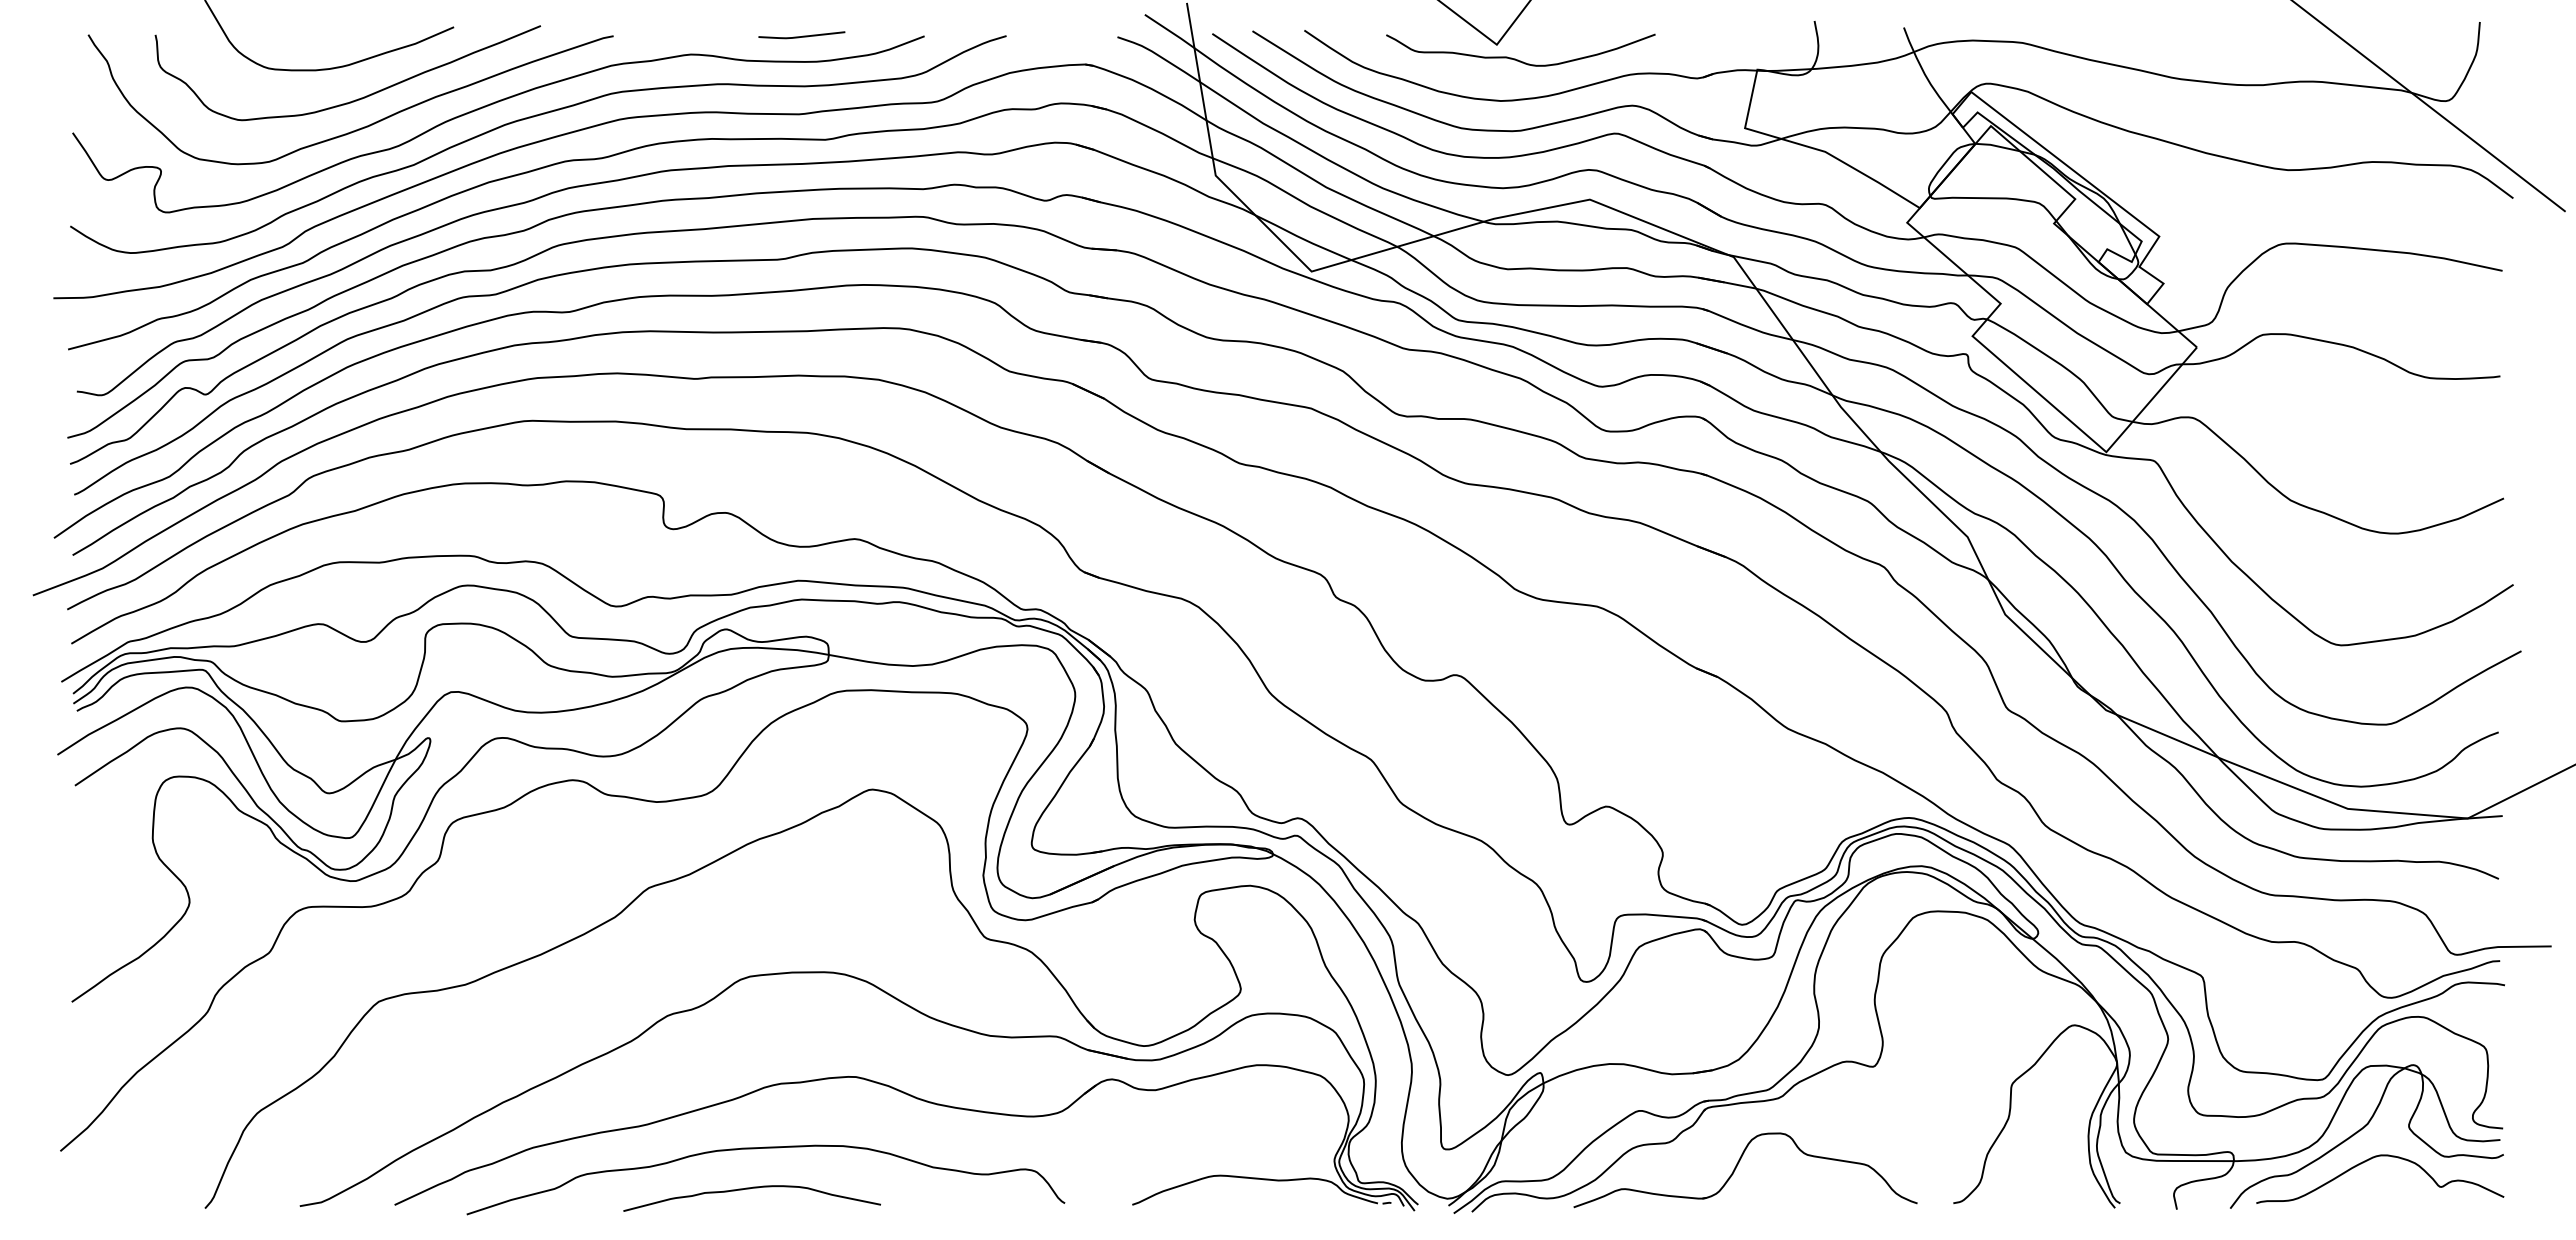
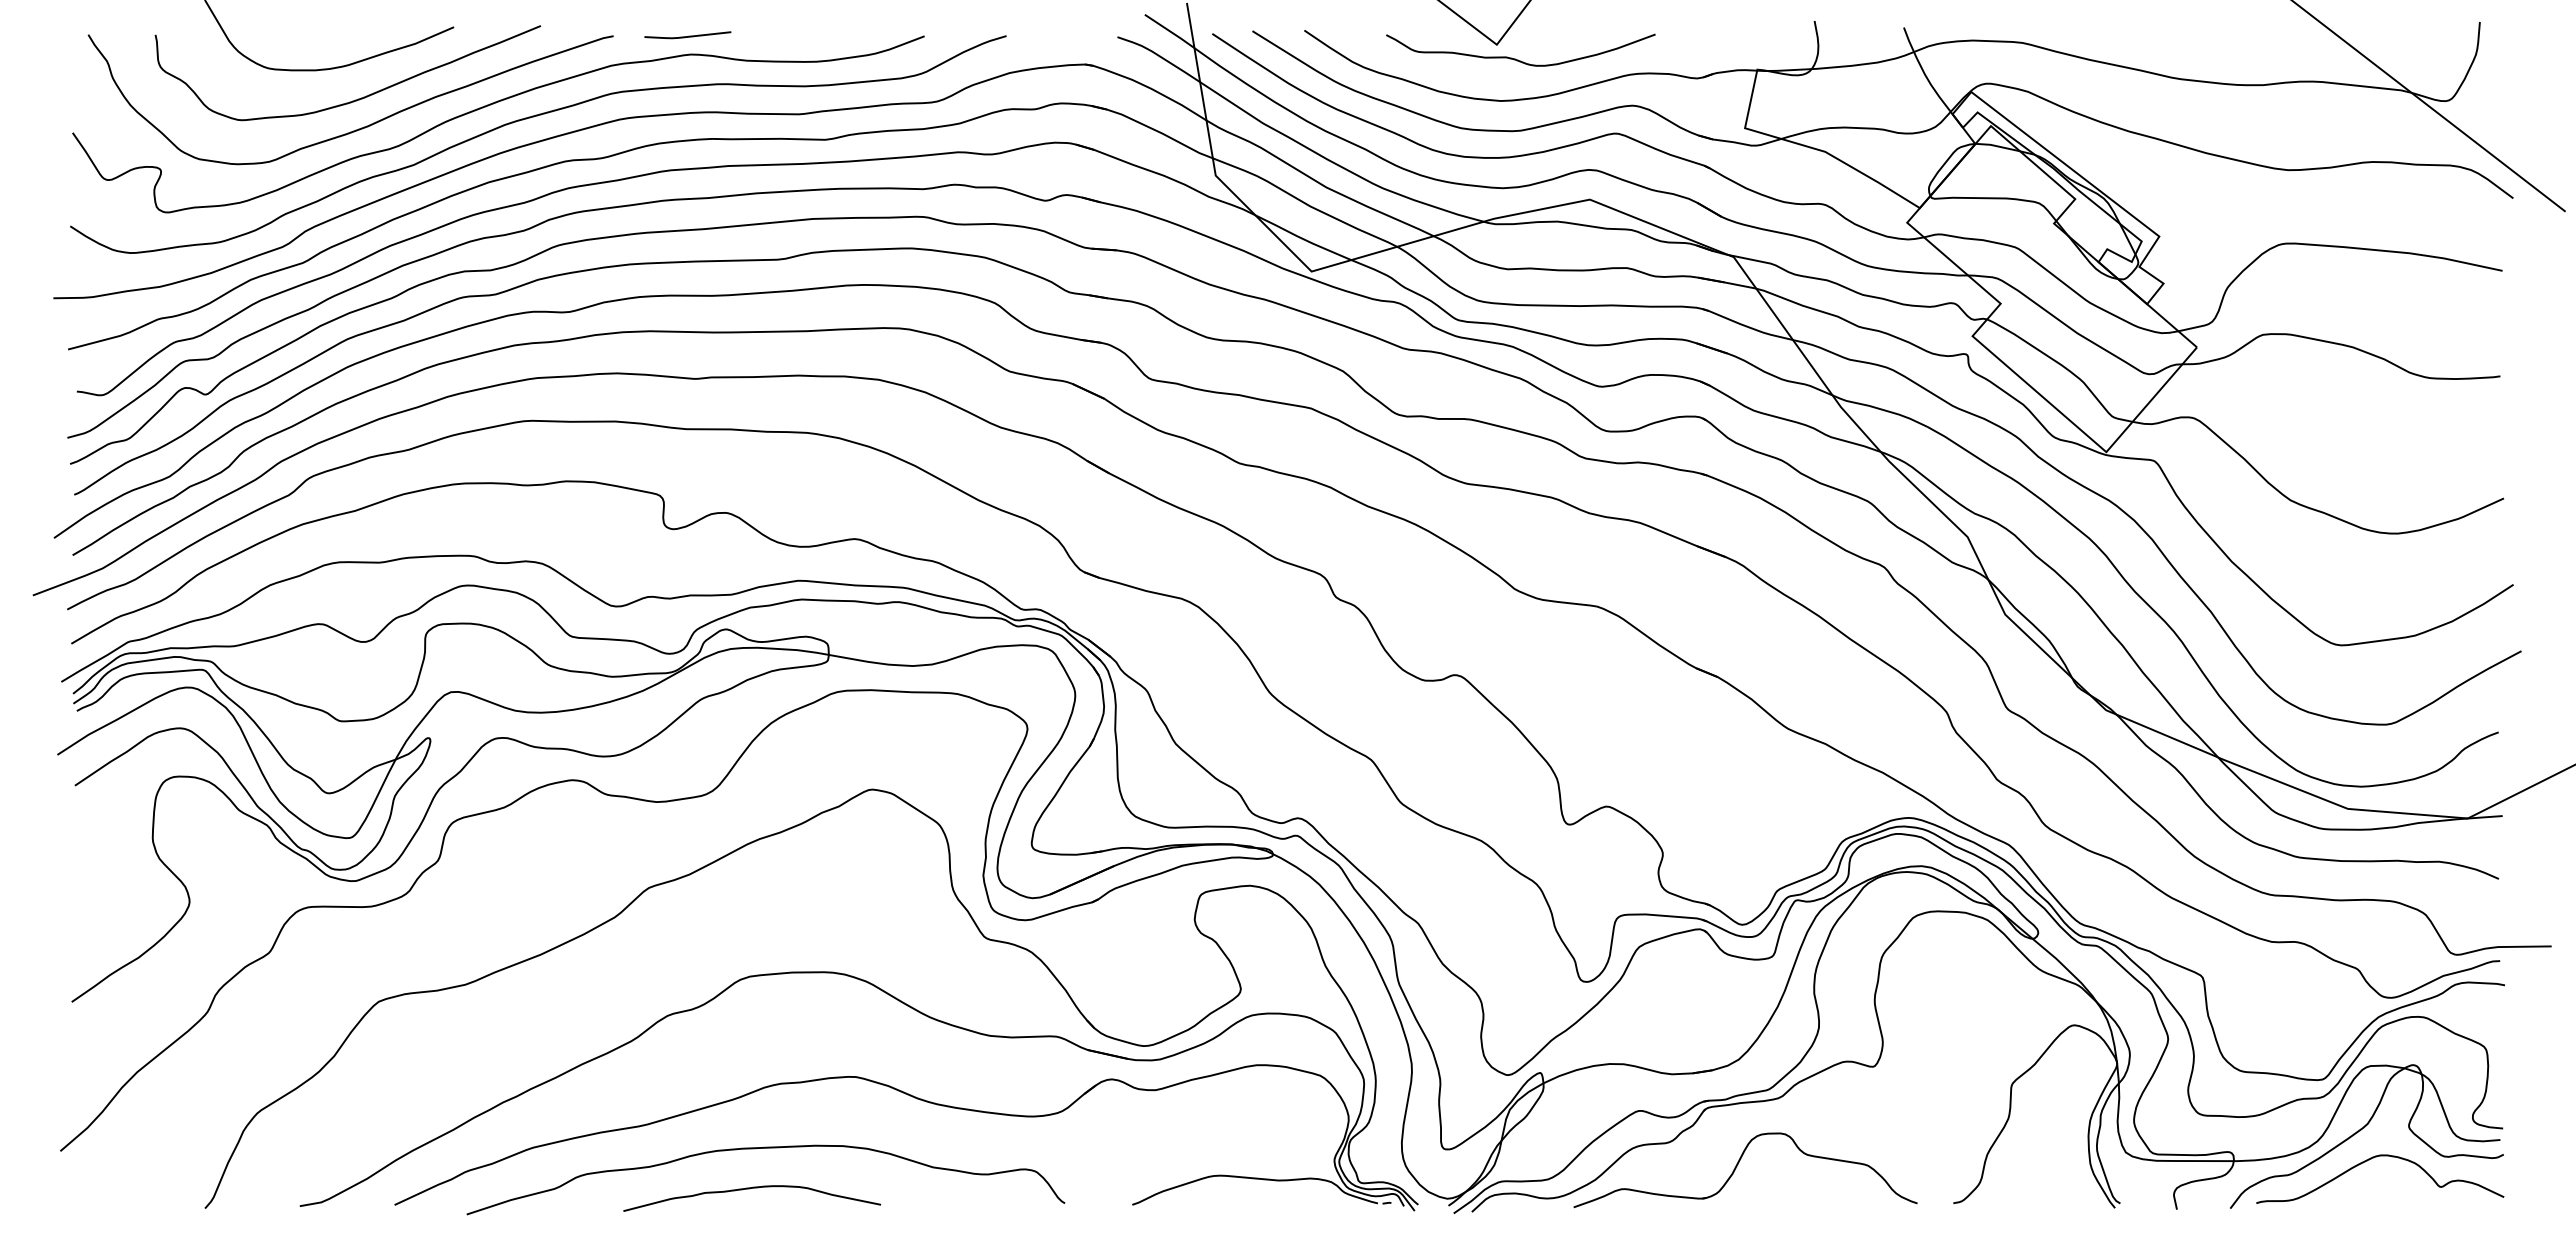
line position: (802, 35) -> (688, 35) (688, 35)
